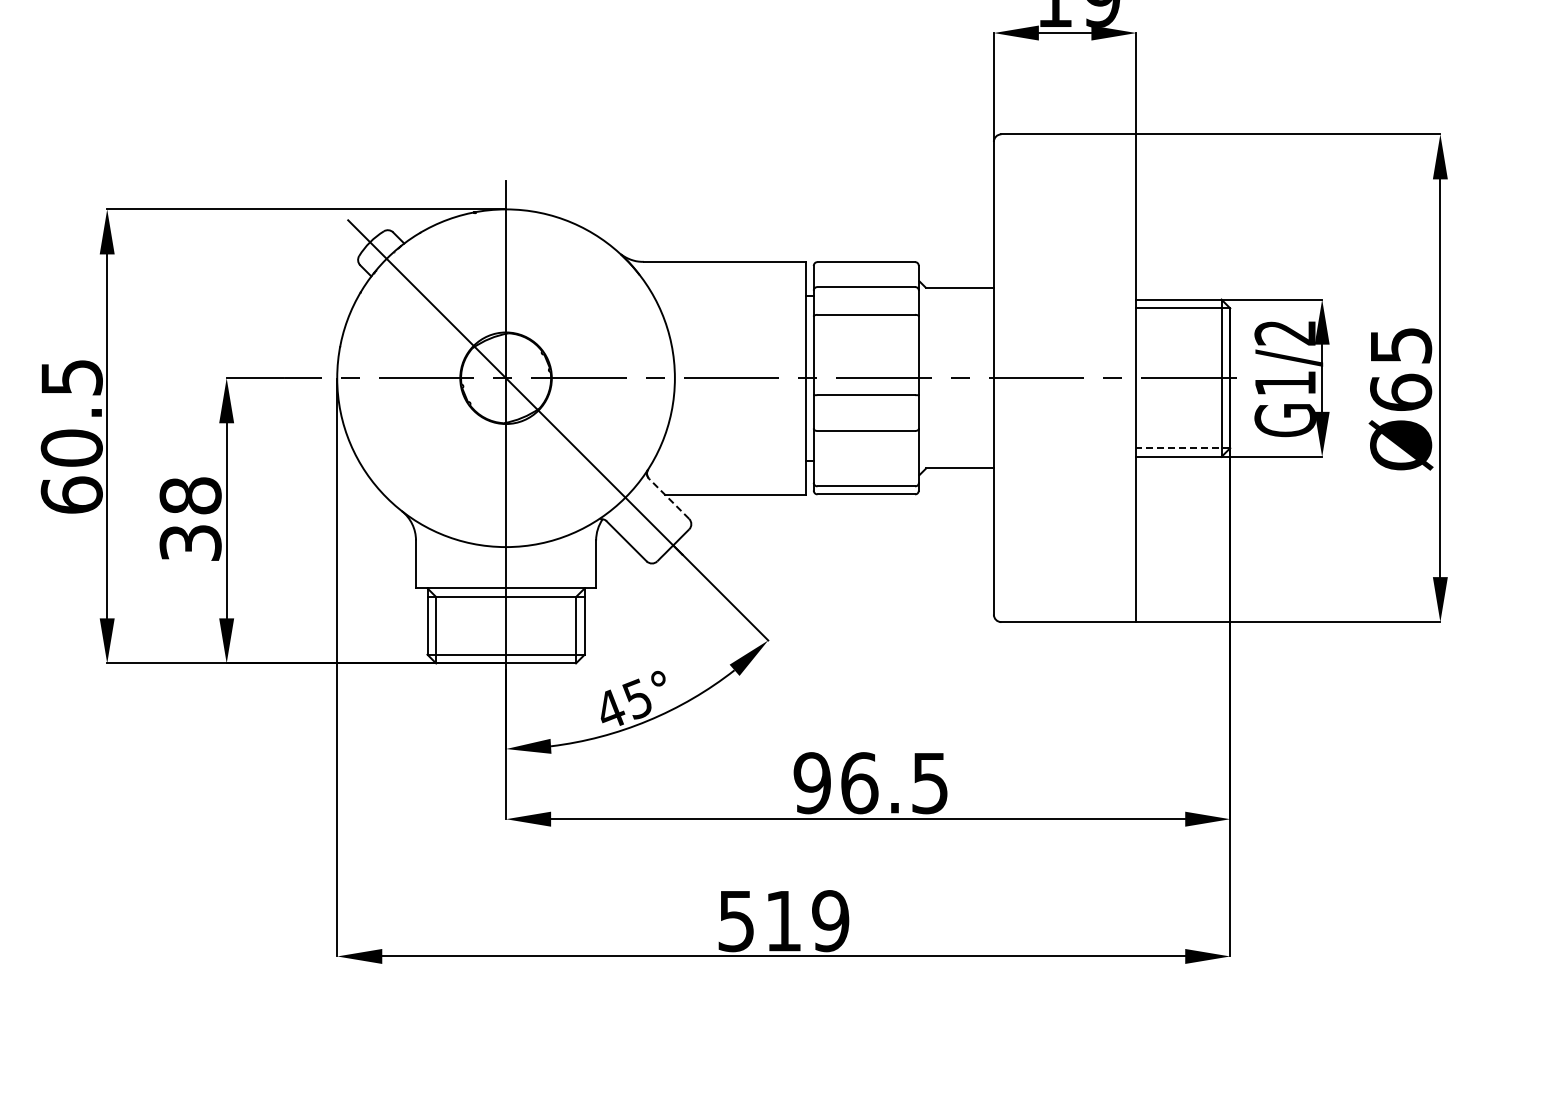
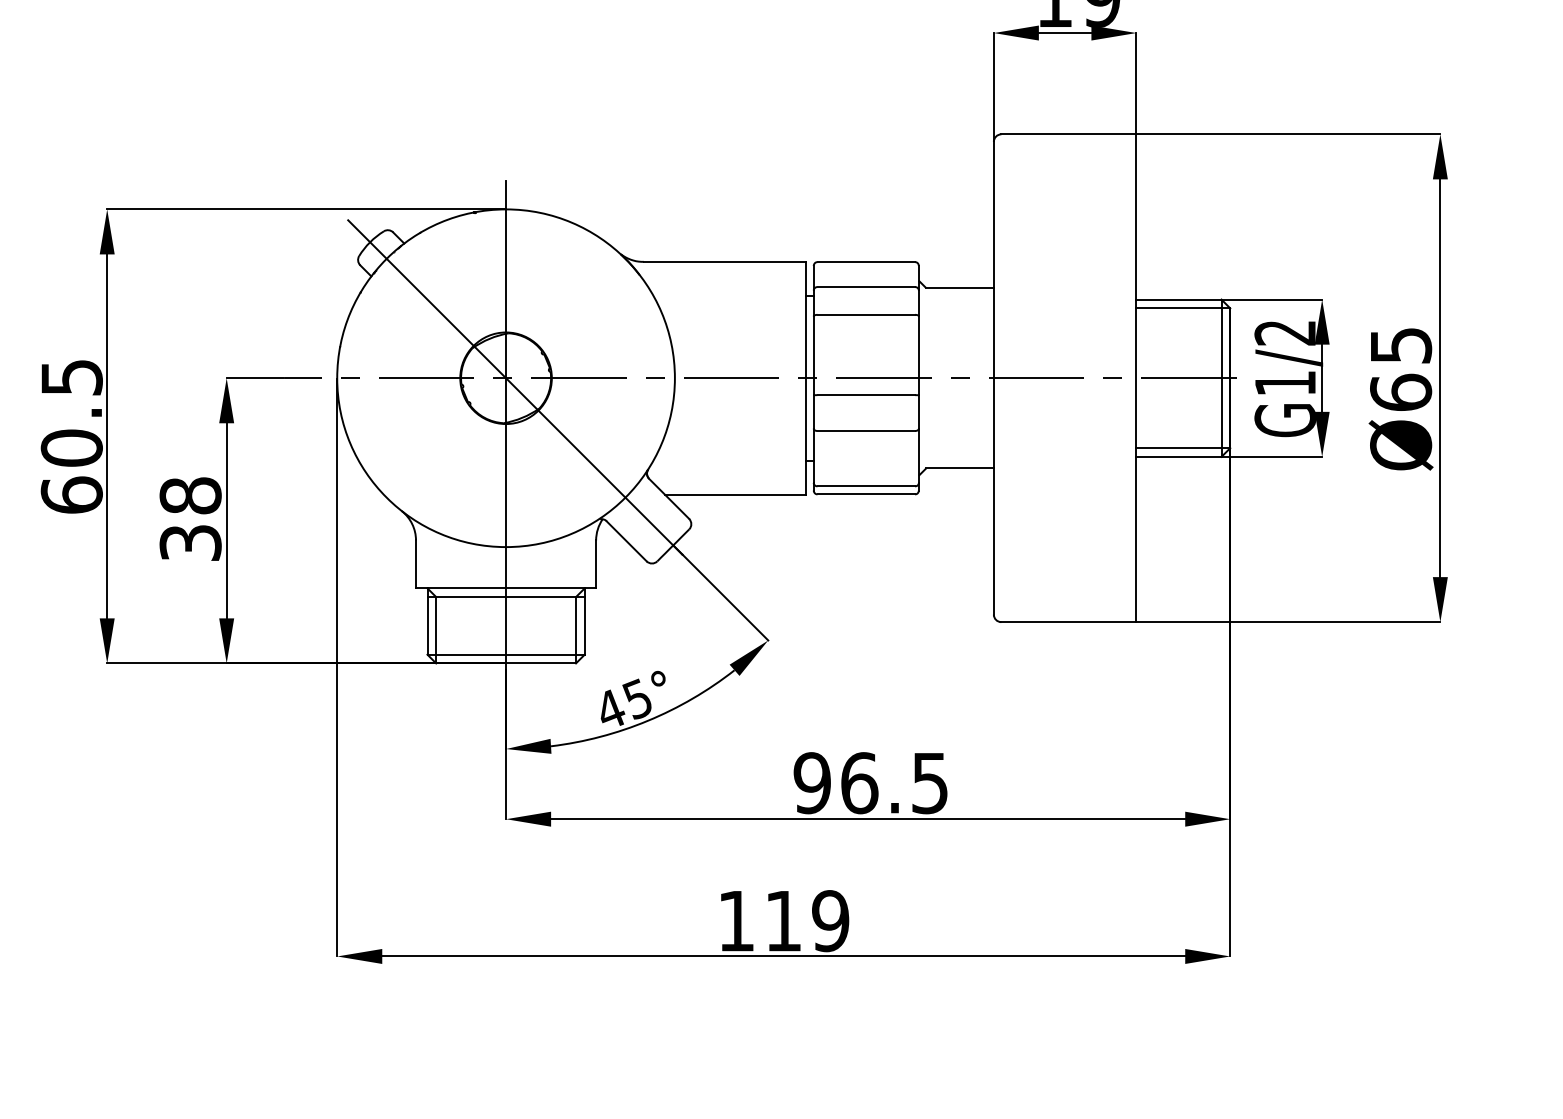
line: dashed -> solid (1183, 448)
line: dashed -> solid (668, 498)
text: 519 -> 119 (735, 921)
